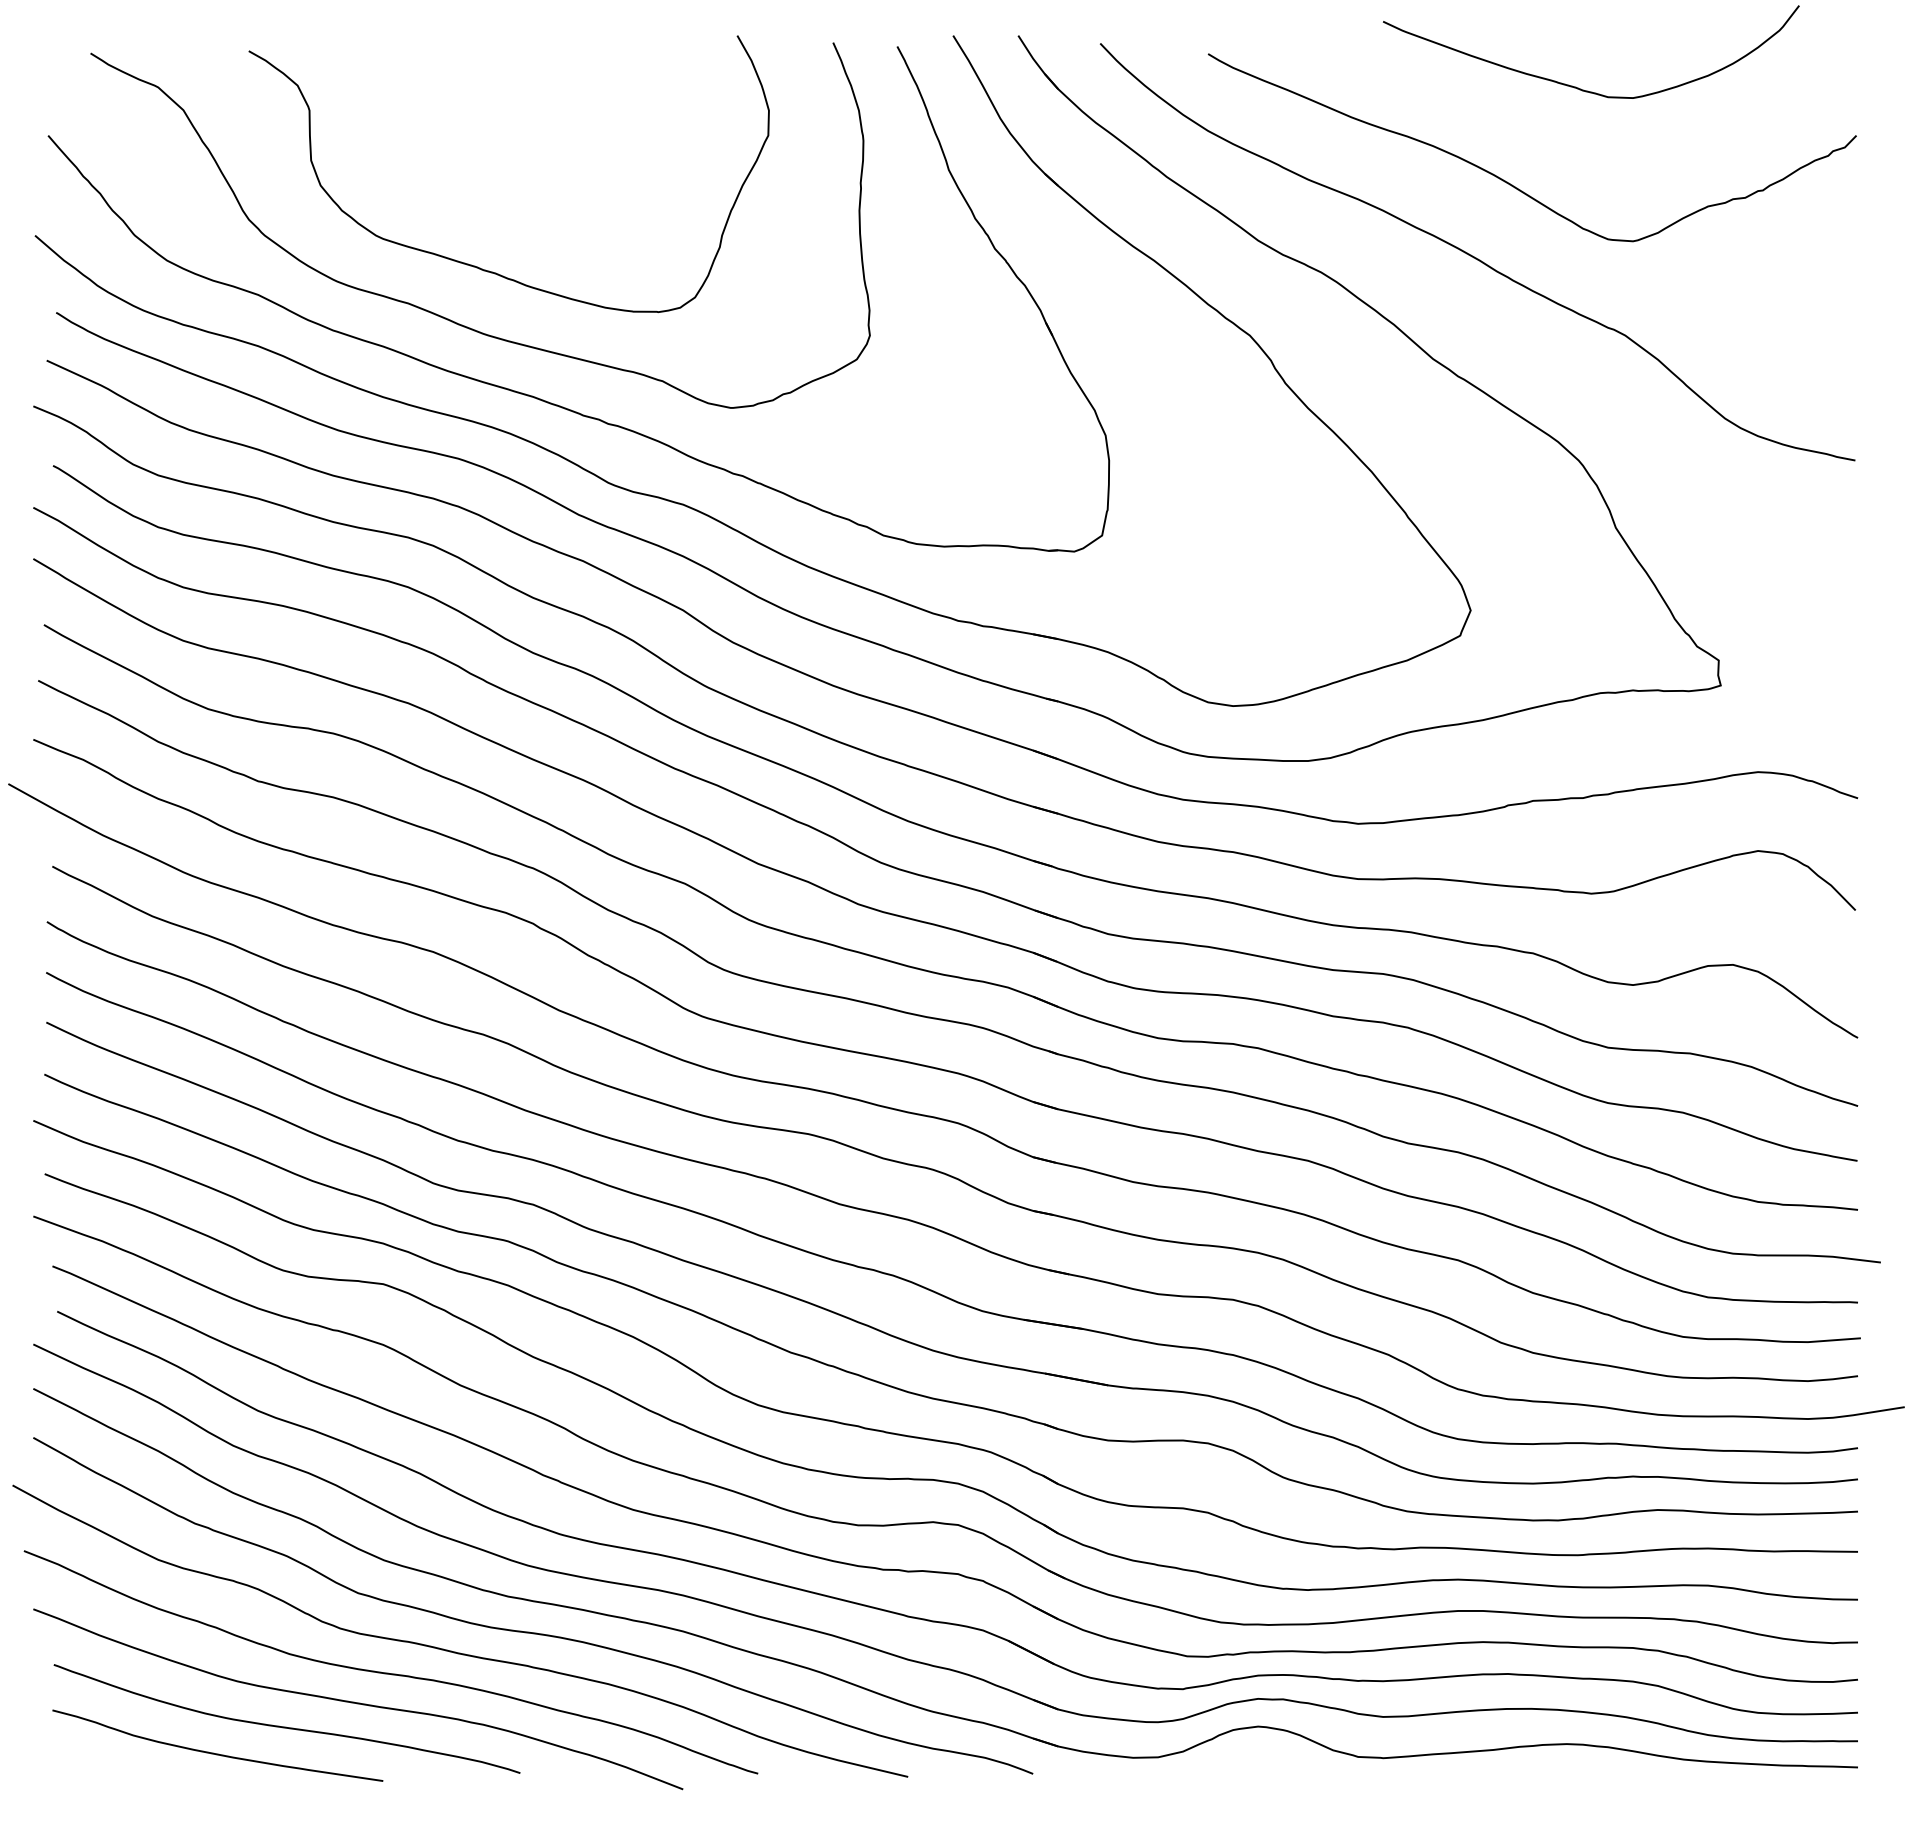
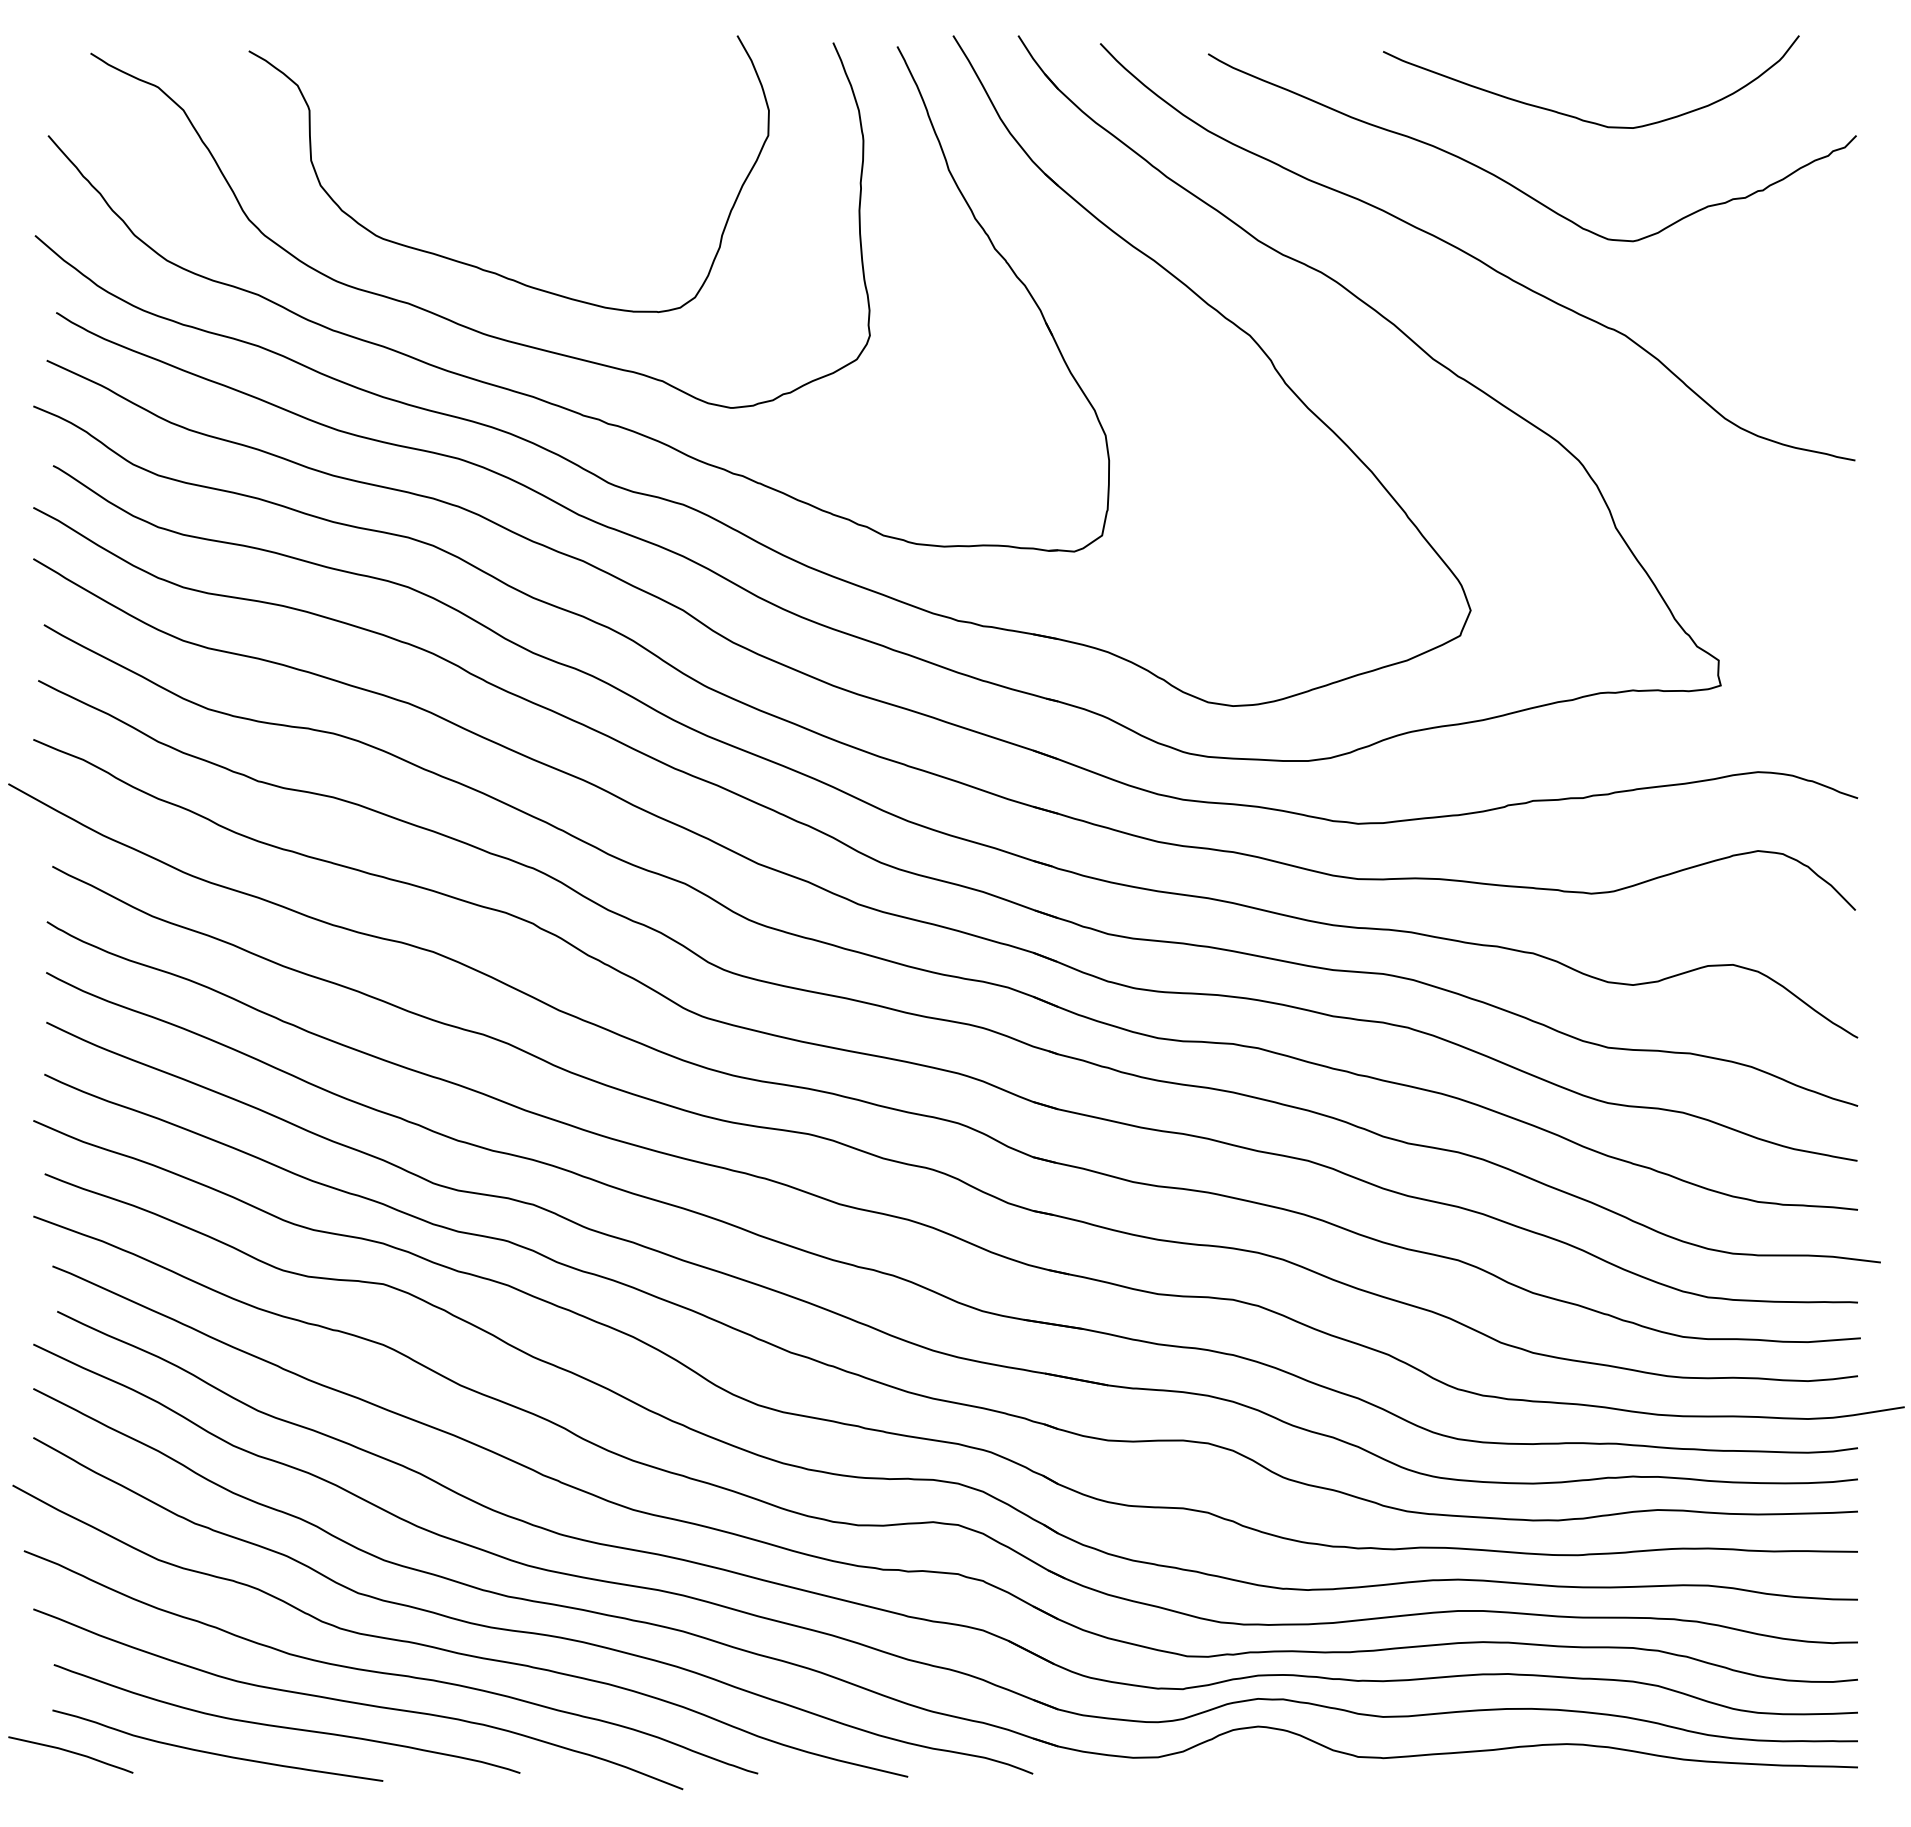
curve position: (1578, 87) -> (1578, 117) (1578, 117)
curve: none -> present (70, 1752)
